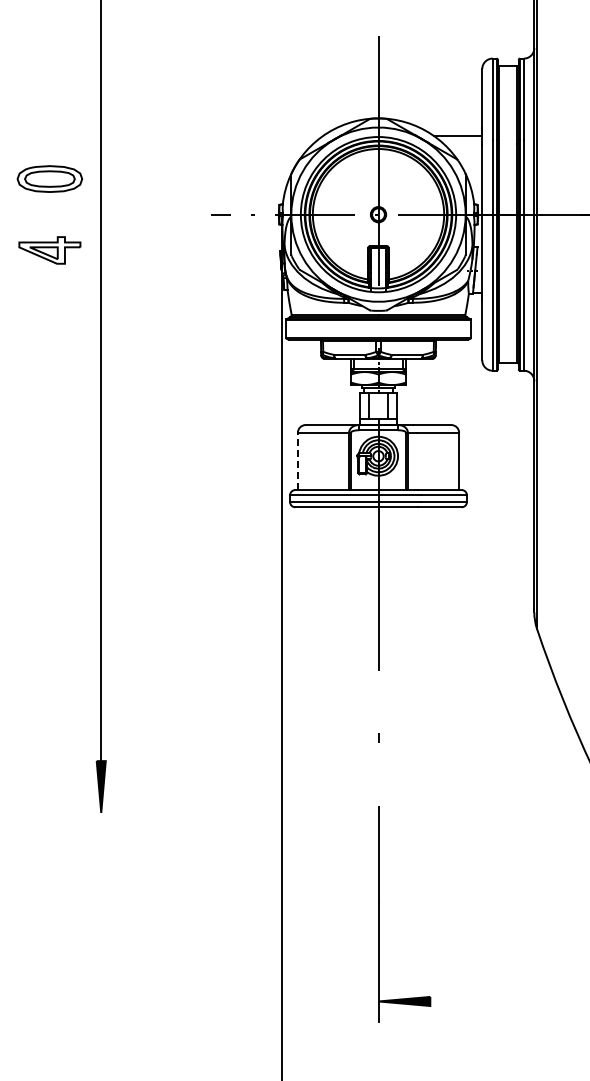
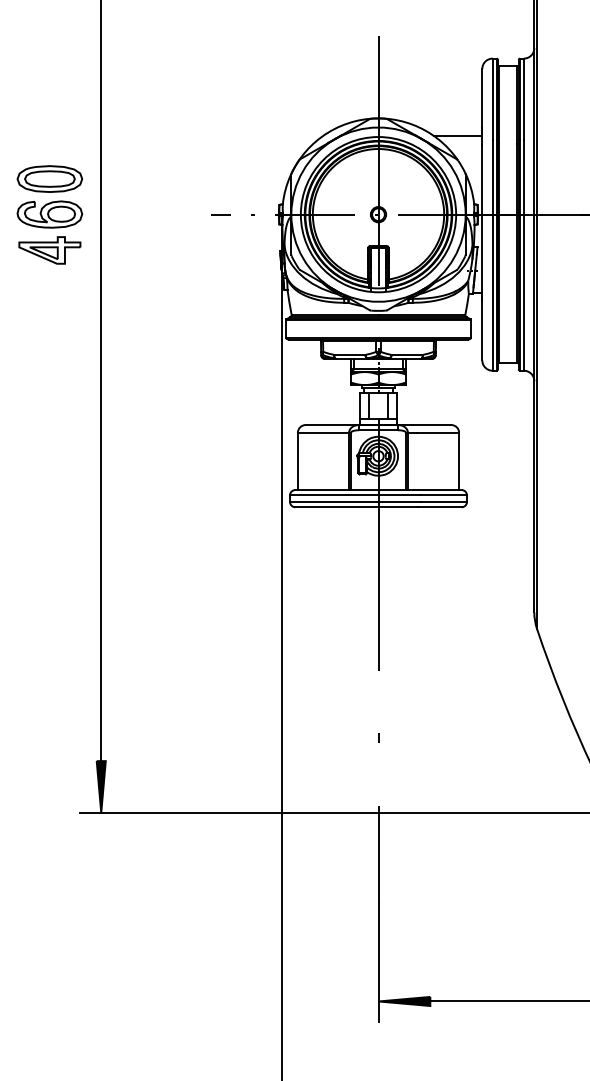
part: none -> present (49, 214)
line: dashed -> solid (297, 461)
line: none -> present (333, 812)
line: none -> present (508, 1001)
